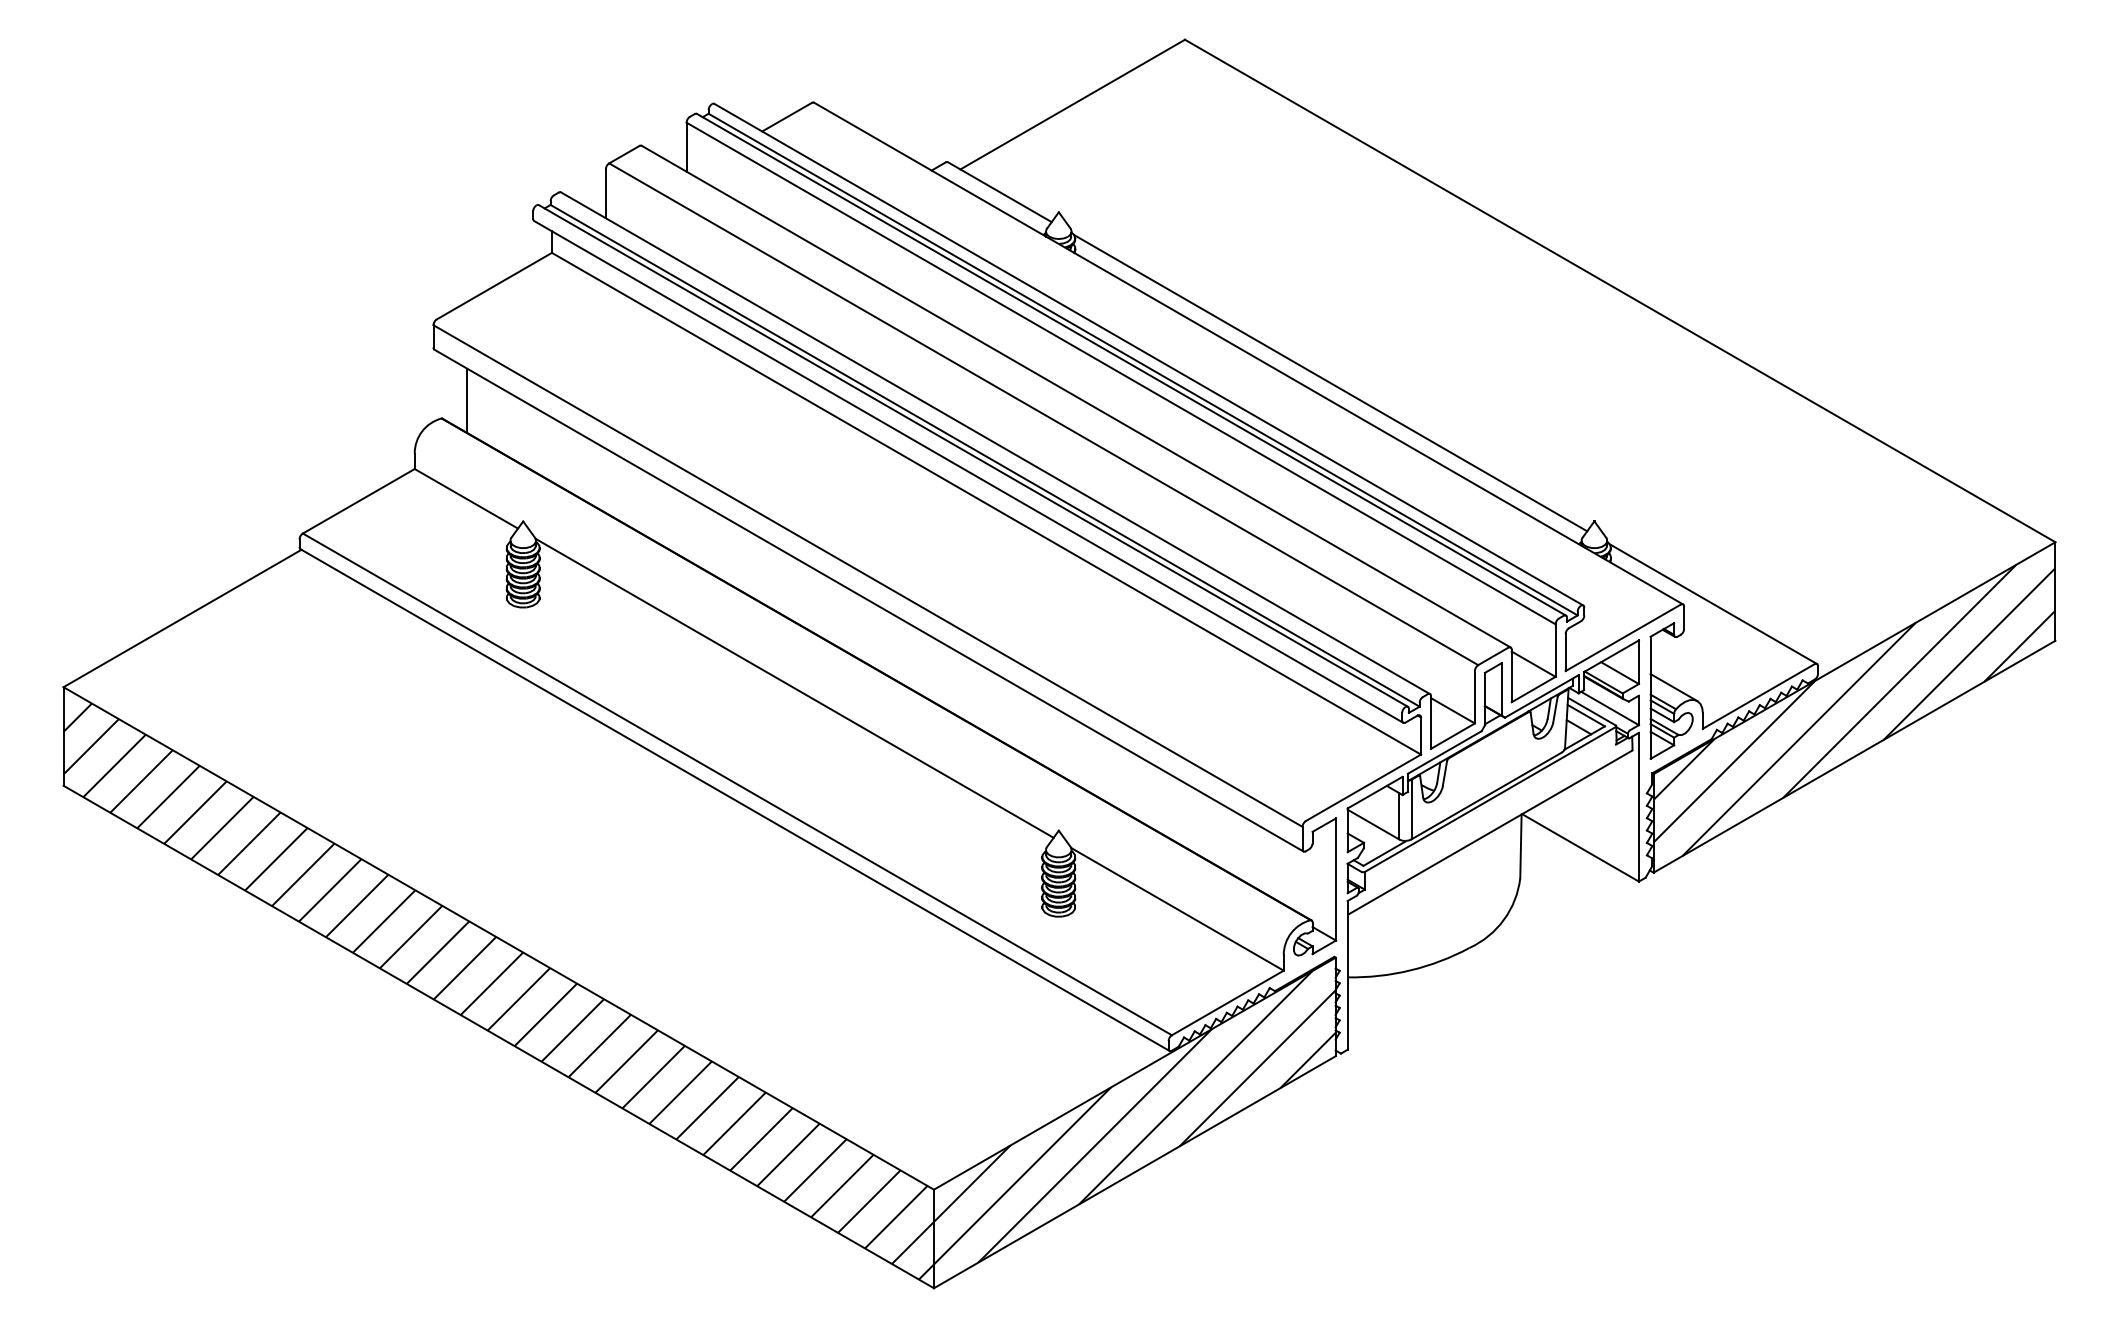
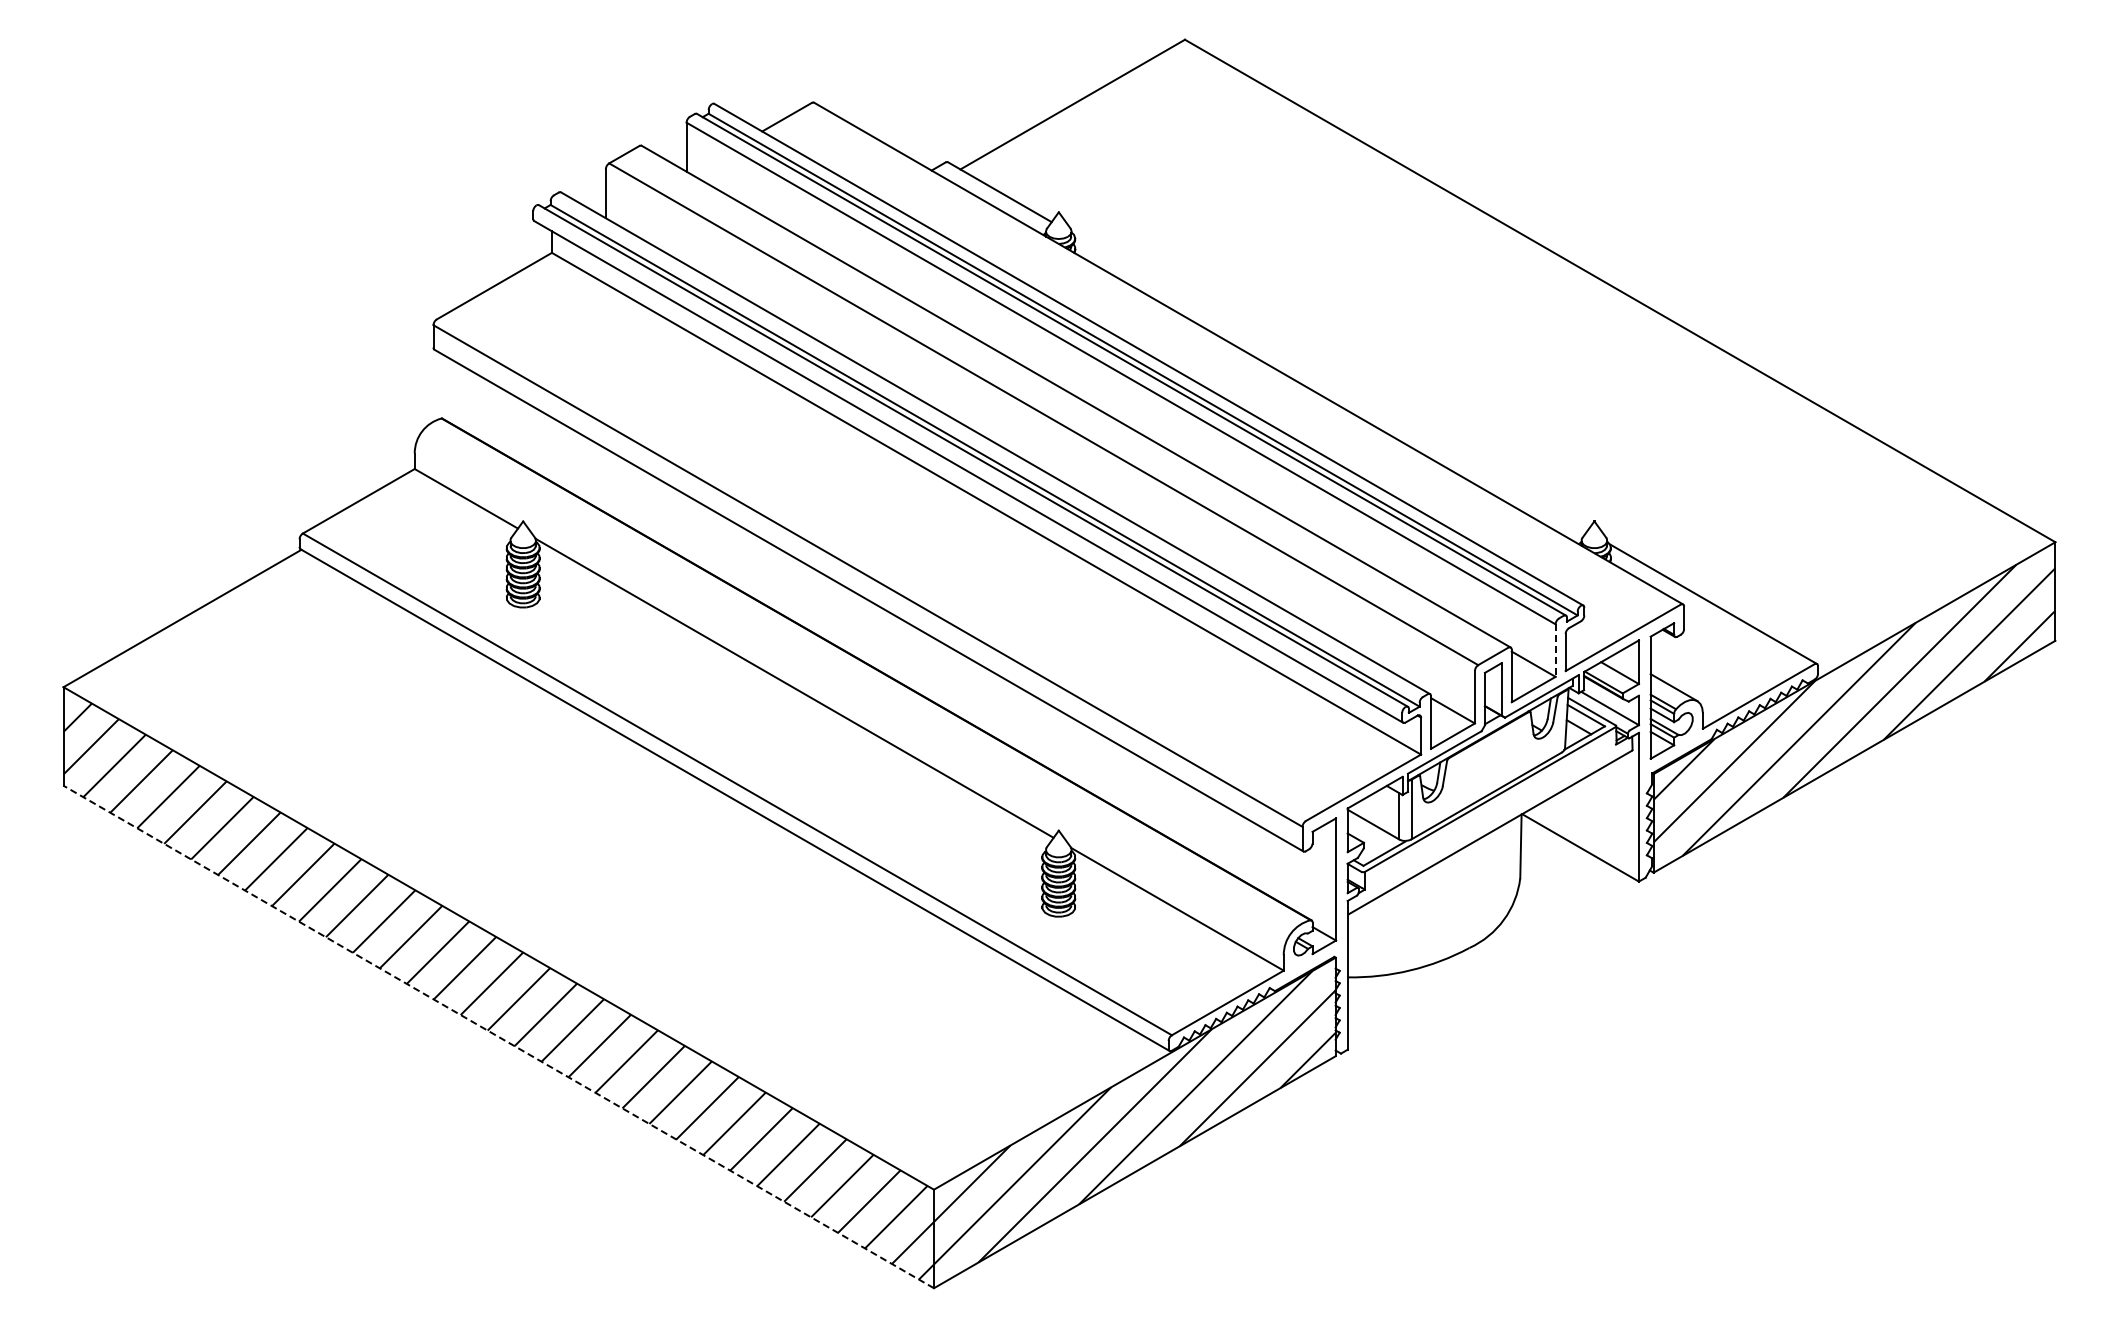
line: present -> none (1330, 383)
line: present -> none (466, 400)
line: solid -> dashed (1555, 651)
line: solid -> dashed (498, 1037)
